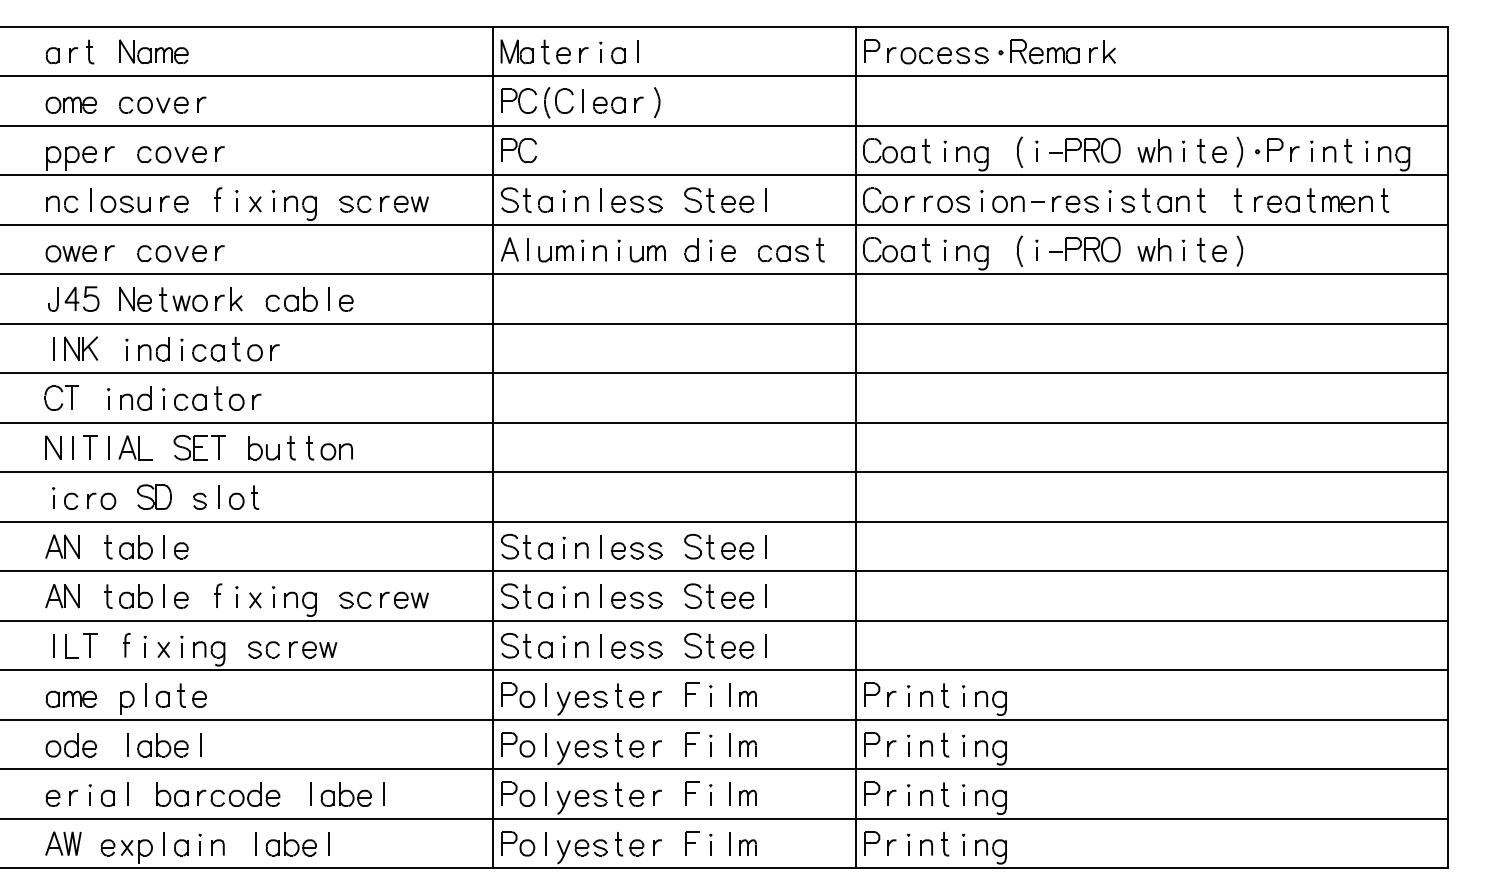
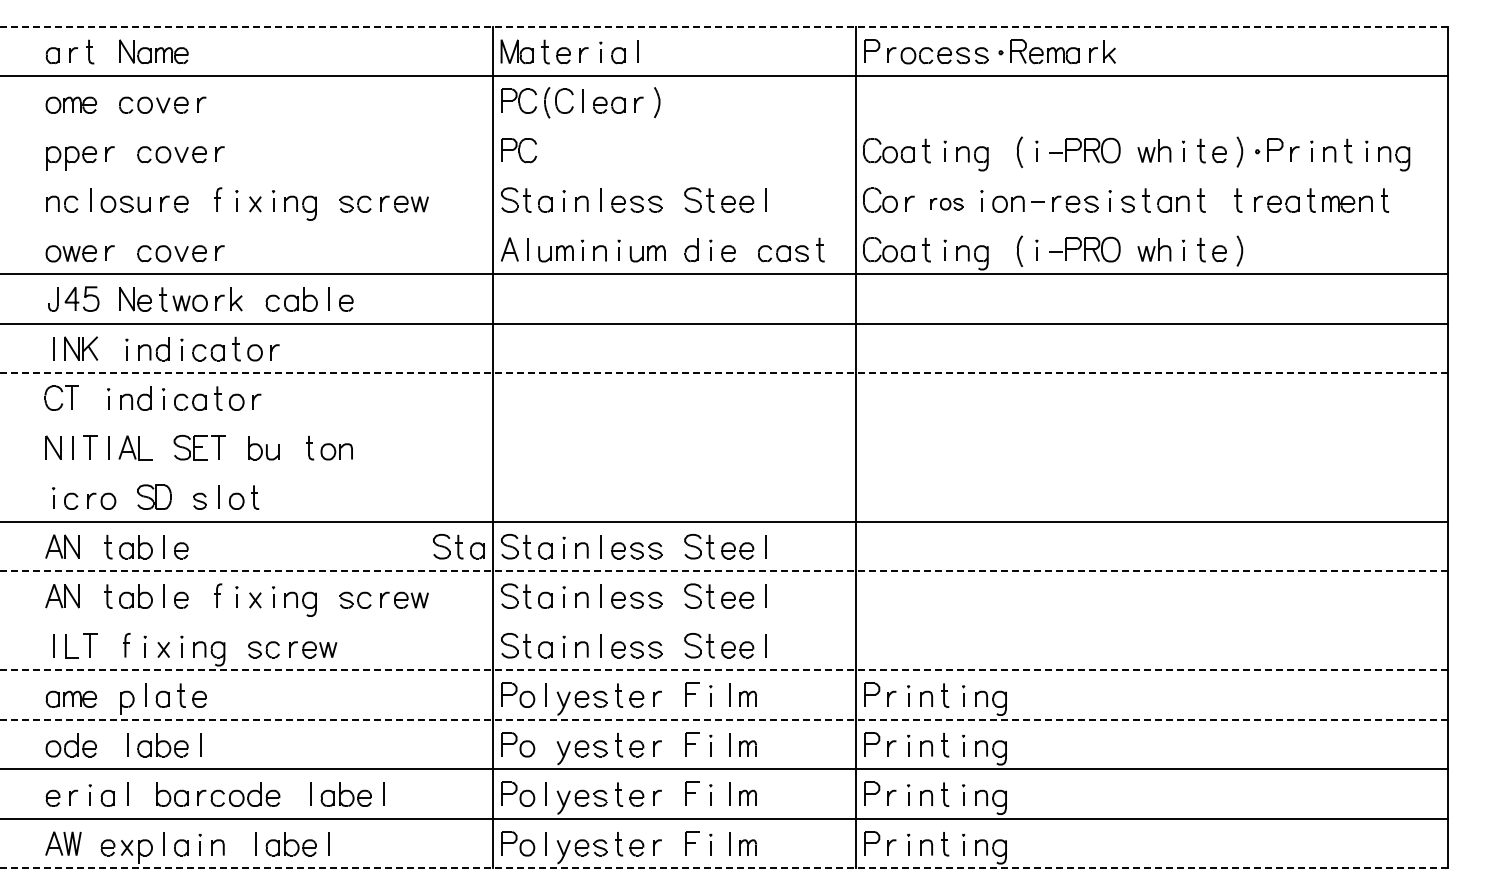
line: solid -> dashed (724, 26)
line: present -> none (725, 125)
line: present -> none (725, 175)
part size: 46x18 px -> 34x13 px (946, 204)
line: present -> none (725, 224)
line: solid -> dashed (724, 373)
line: present -> none (725, 422)
part: present -> none (291, 447)
line: present -> none (725, 472)
part: none -> present (458, 546)
line: solid -> dashed (724, 571)
line: present -> none (725, 620)
line: solid -> dashed (724, 670)
line: solid -> dashed (724, 719)
line: present -> none (545, 744)
line: solid -> dashed (724, 868)
